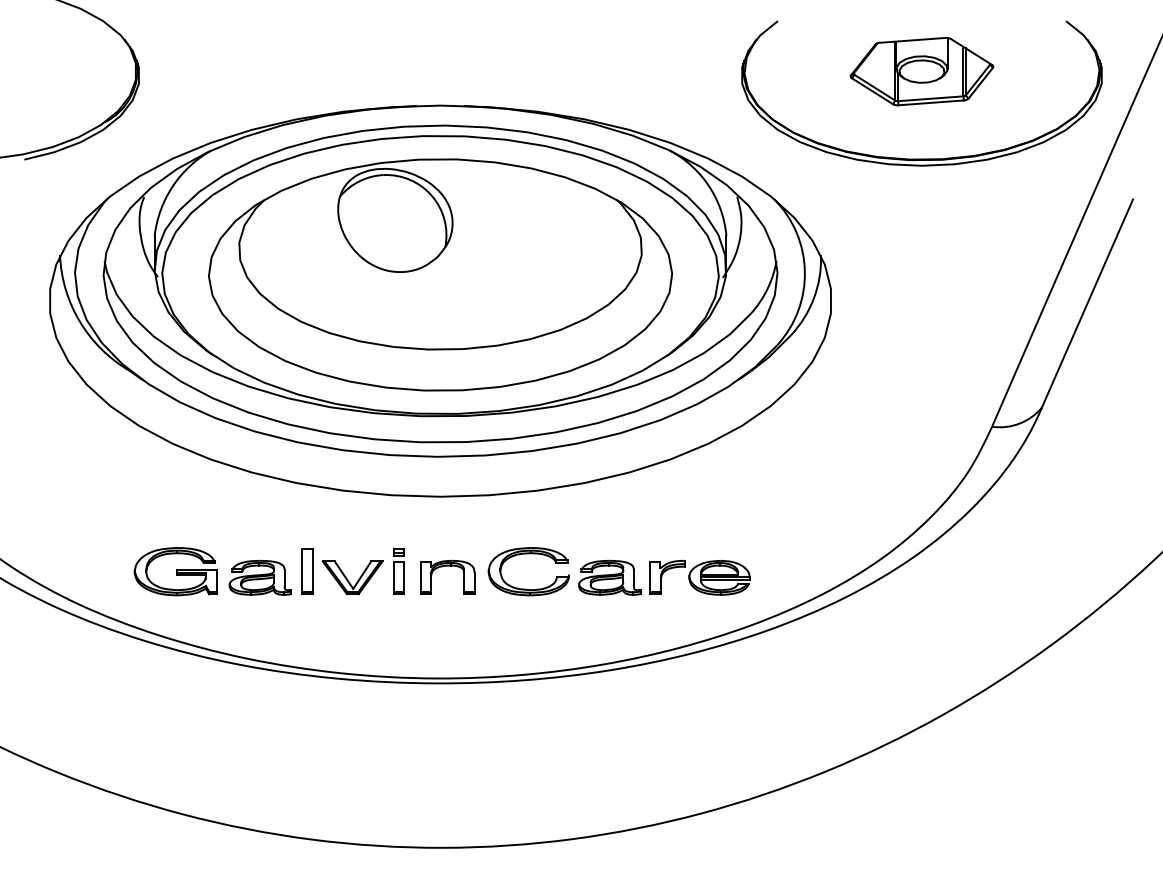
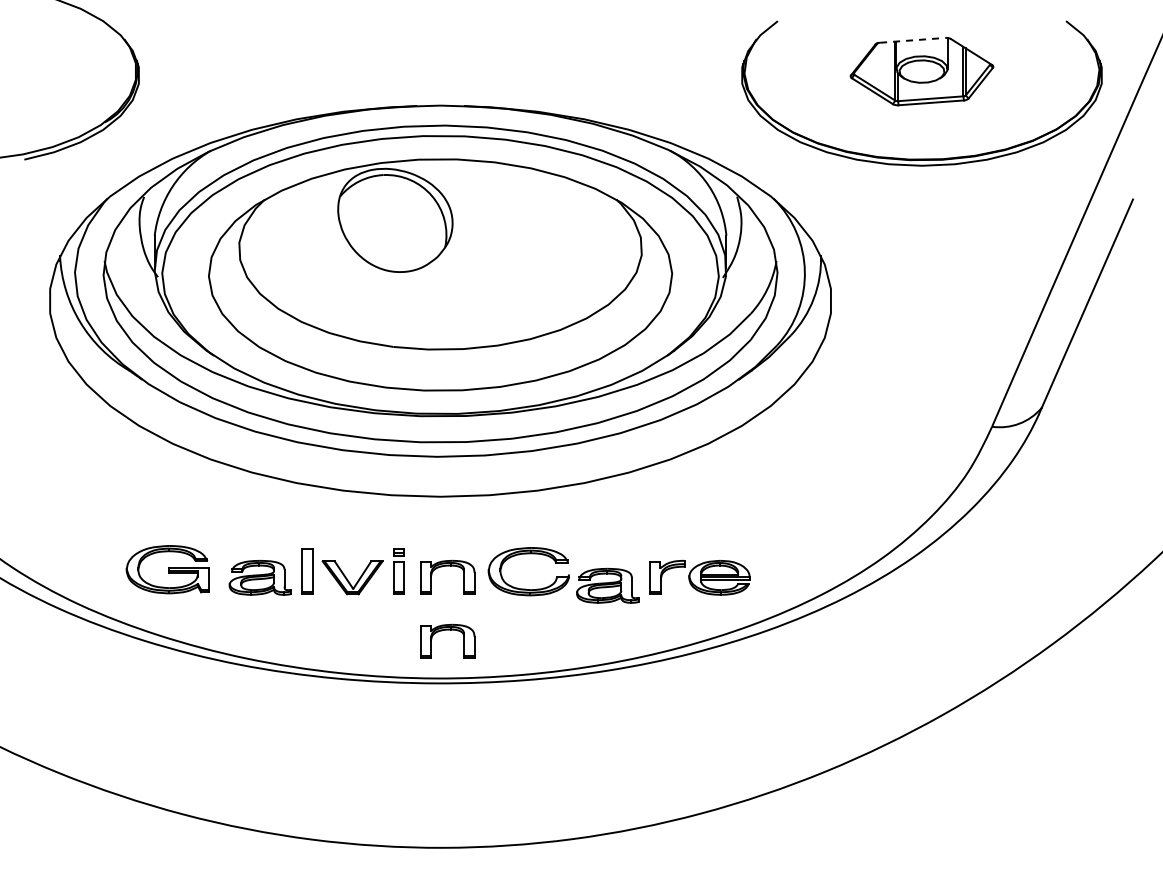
line: solid -> dashed (912, 40)
part position: (175, 571) -> (167, 569) (167, 569)
part position: (609, 577) -> (607, 585) (607, 585)
part: none -> present (447, 630)
